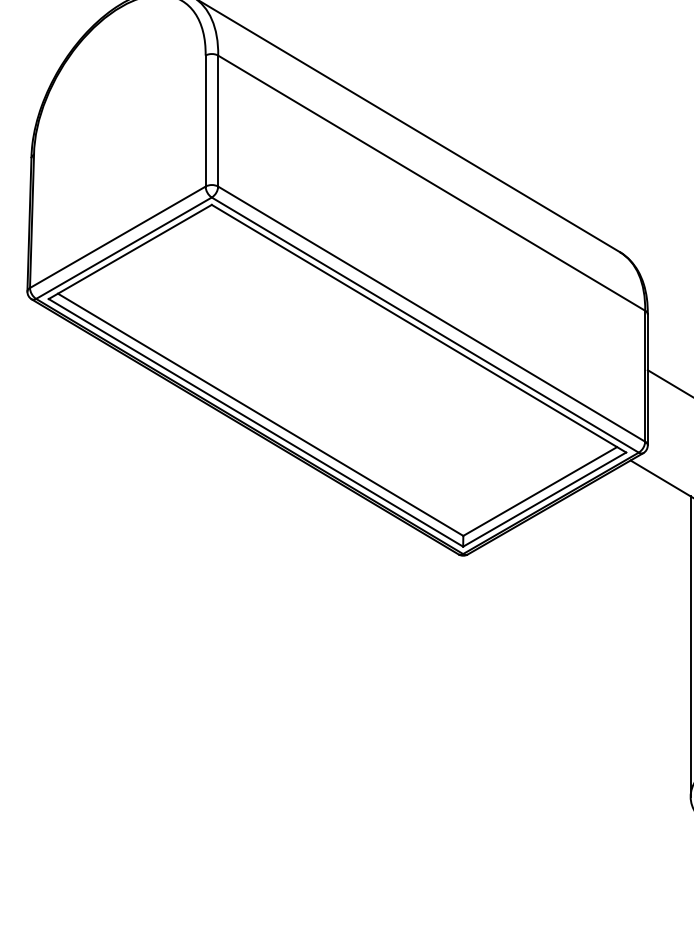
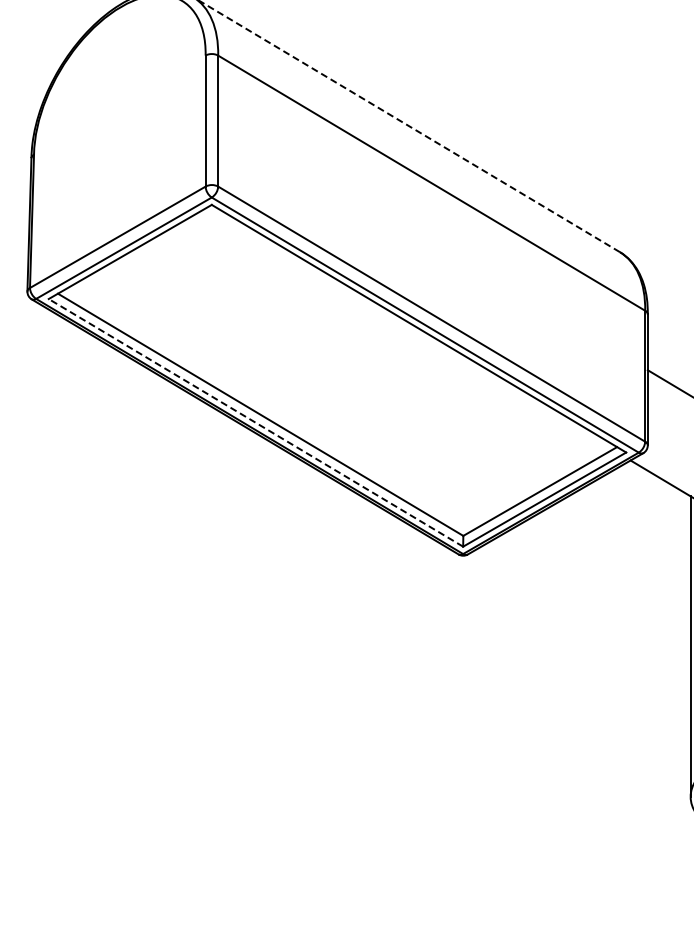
line: solid -> dashed (408, 126)
line: solid -> dashed (255, 422)
